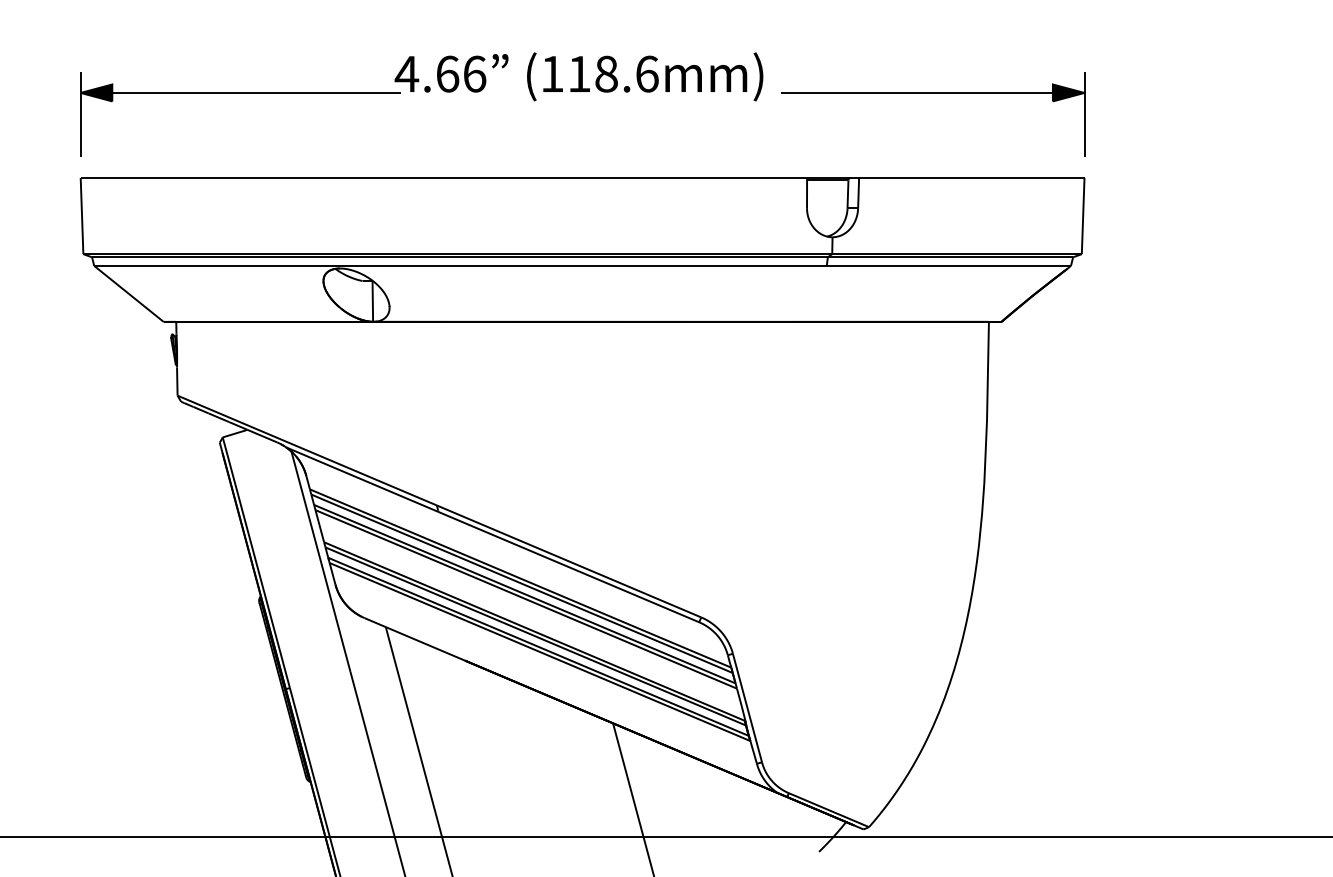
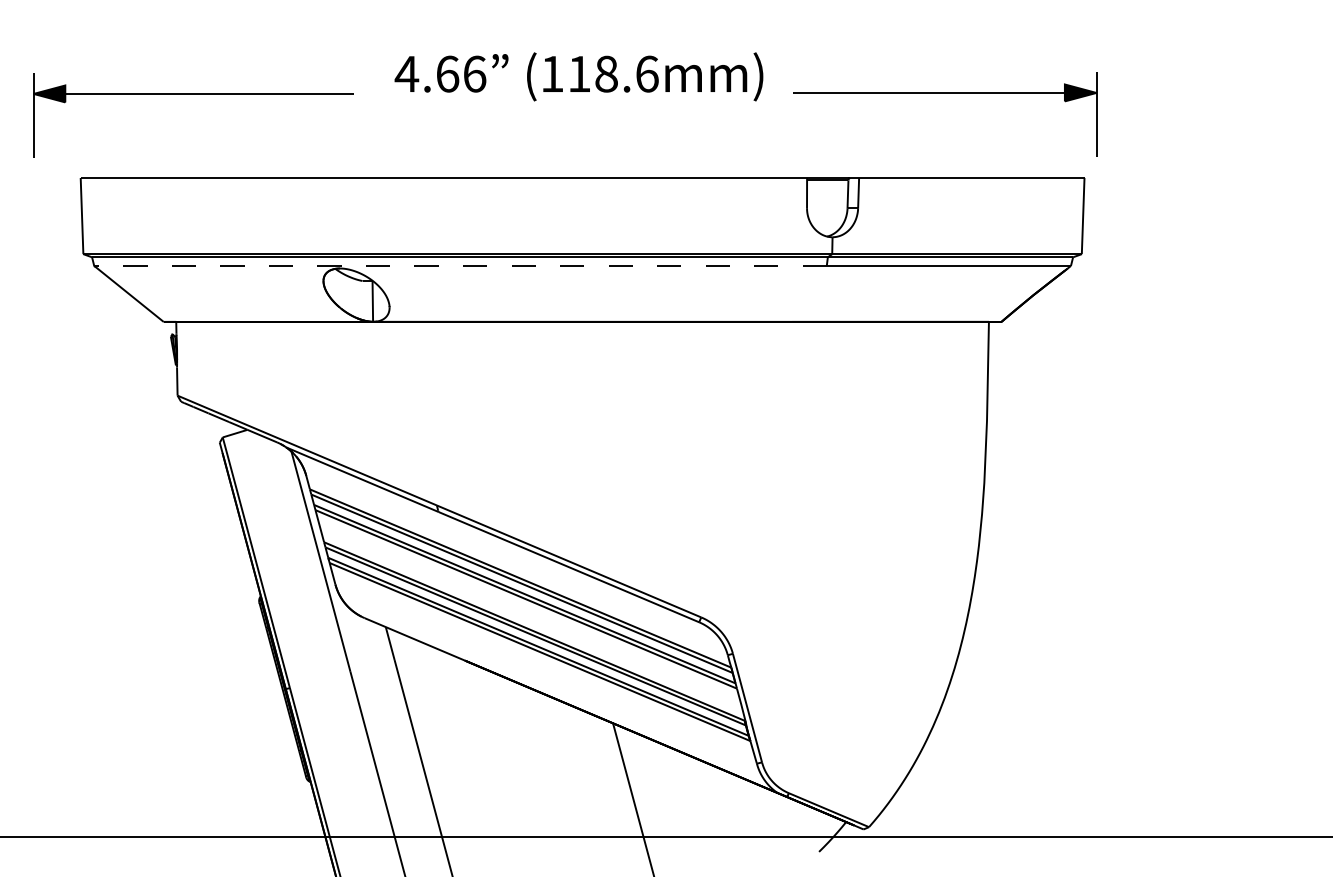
part position: (240, 93) -> (193, 94) (193, 94)
part position: (933, 93) -> (945, 93) (945, 93)
line: solid -> dashed (460, 265)
